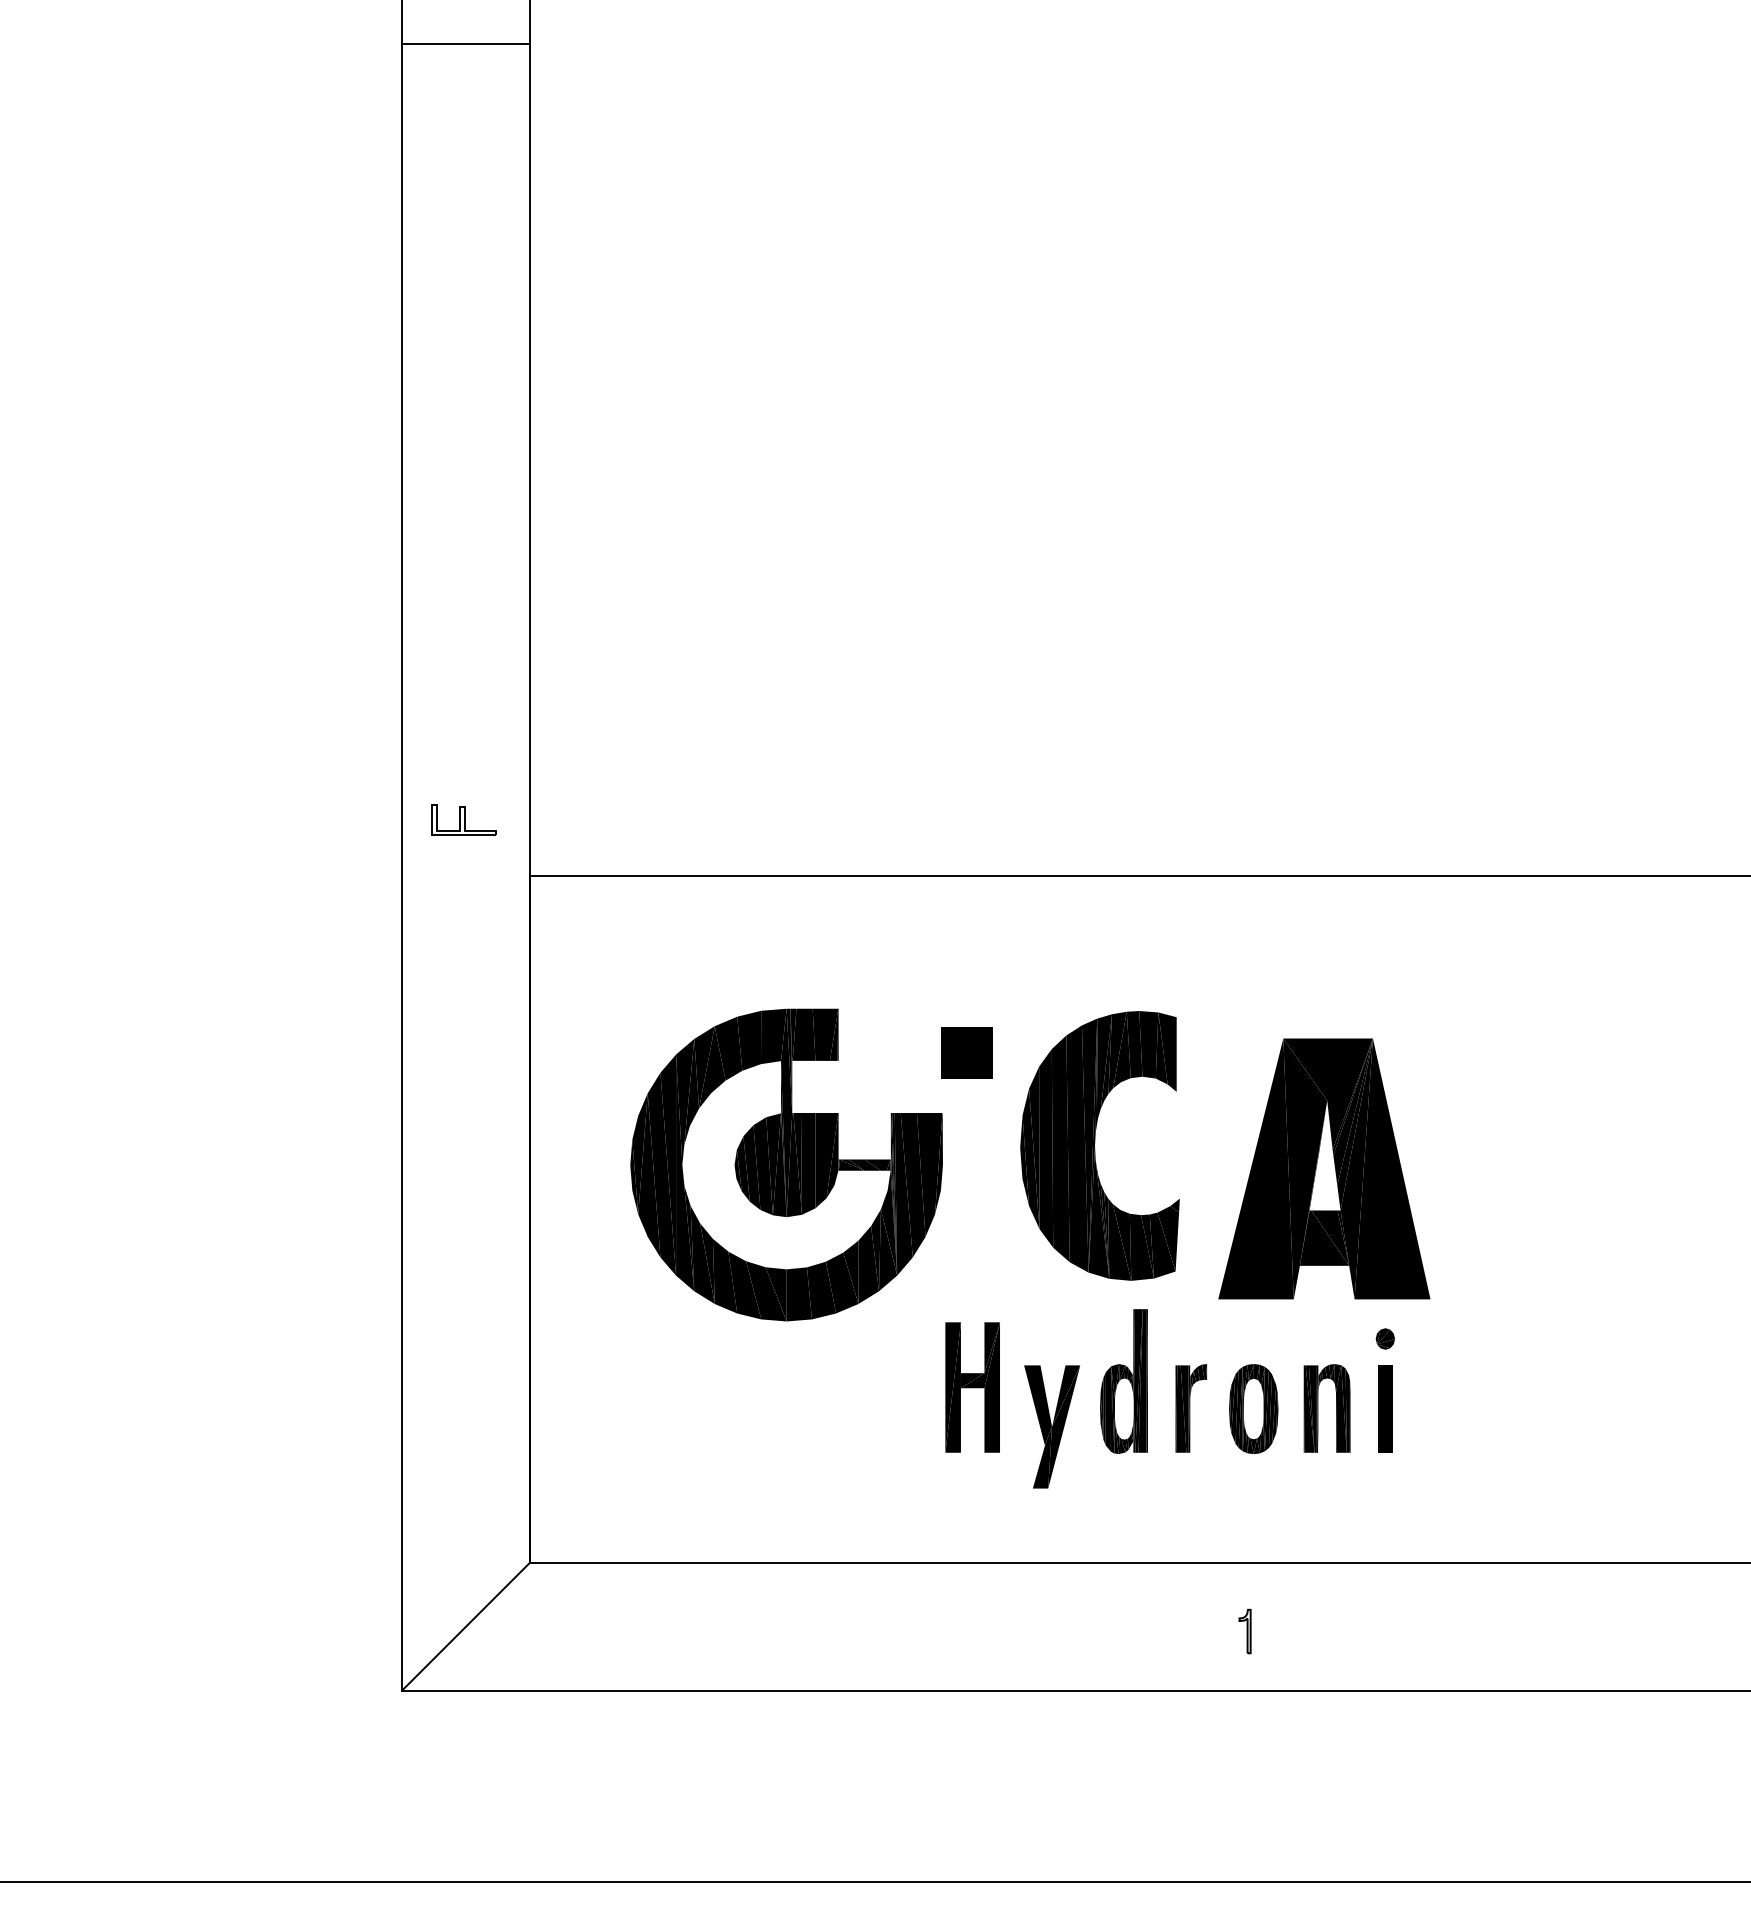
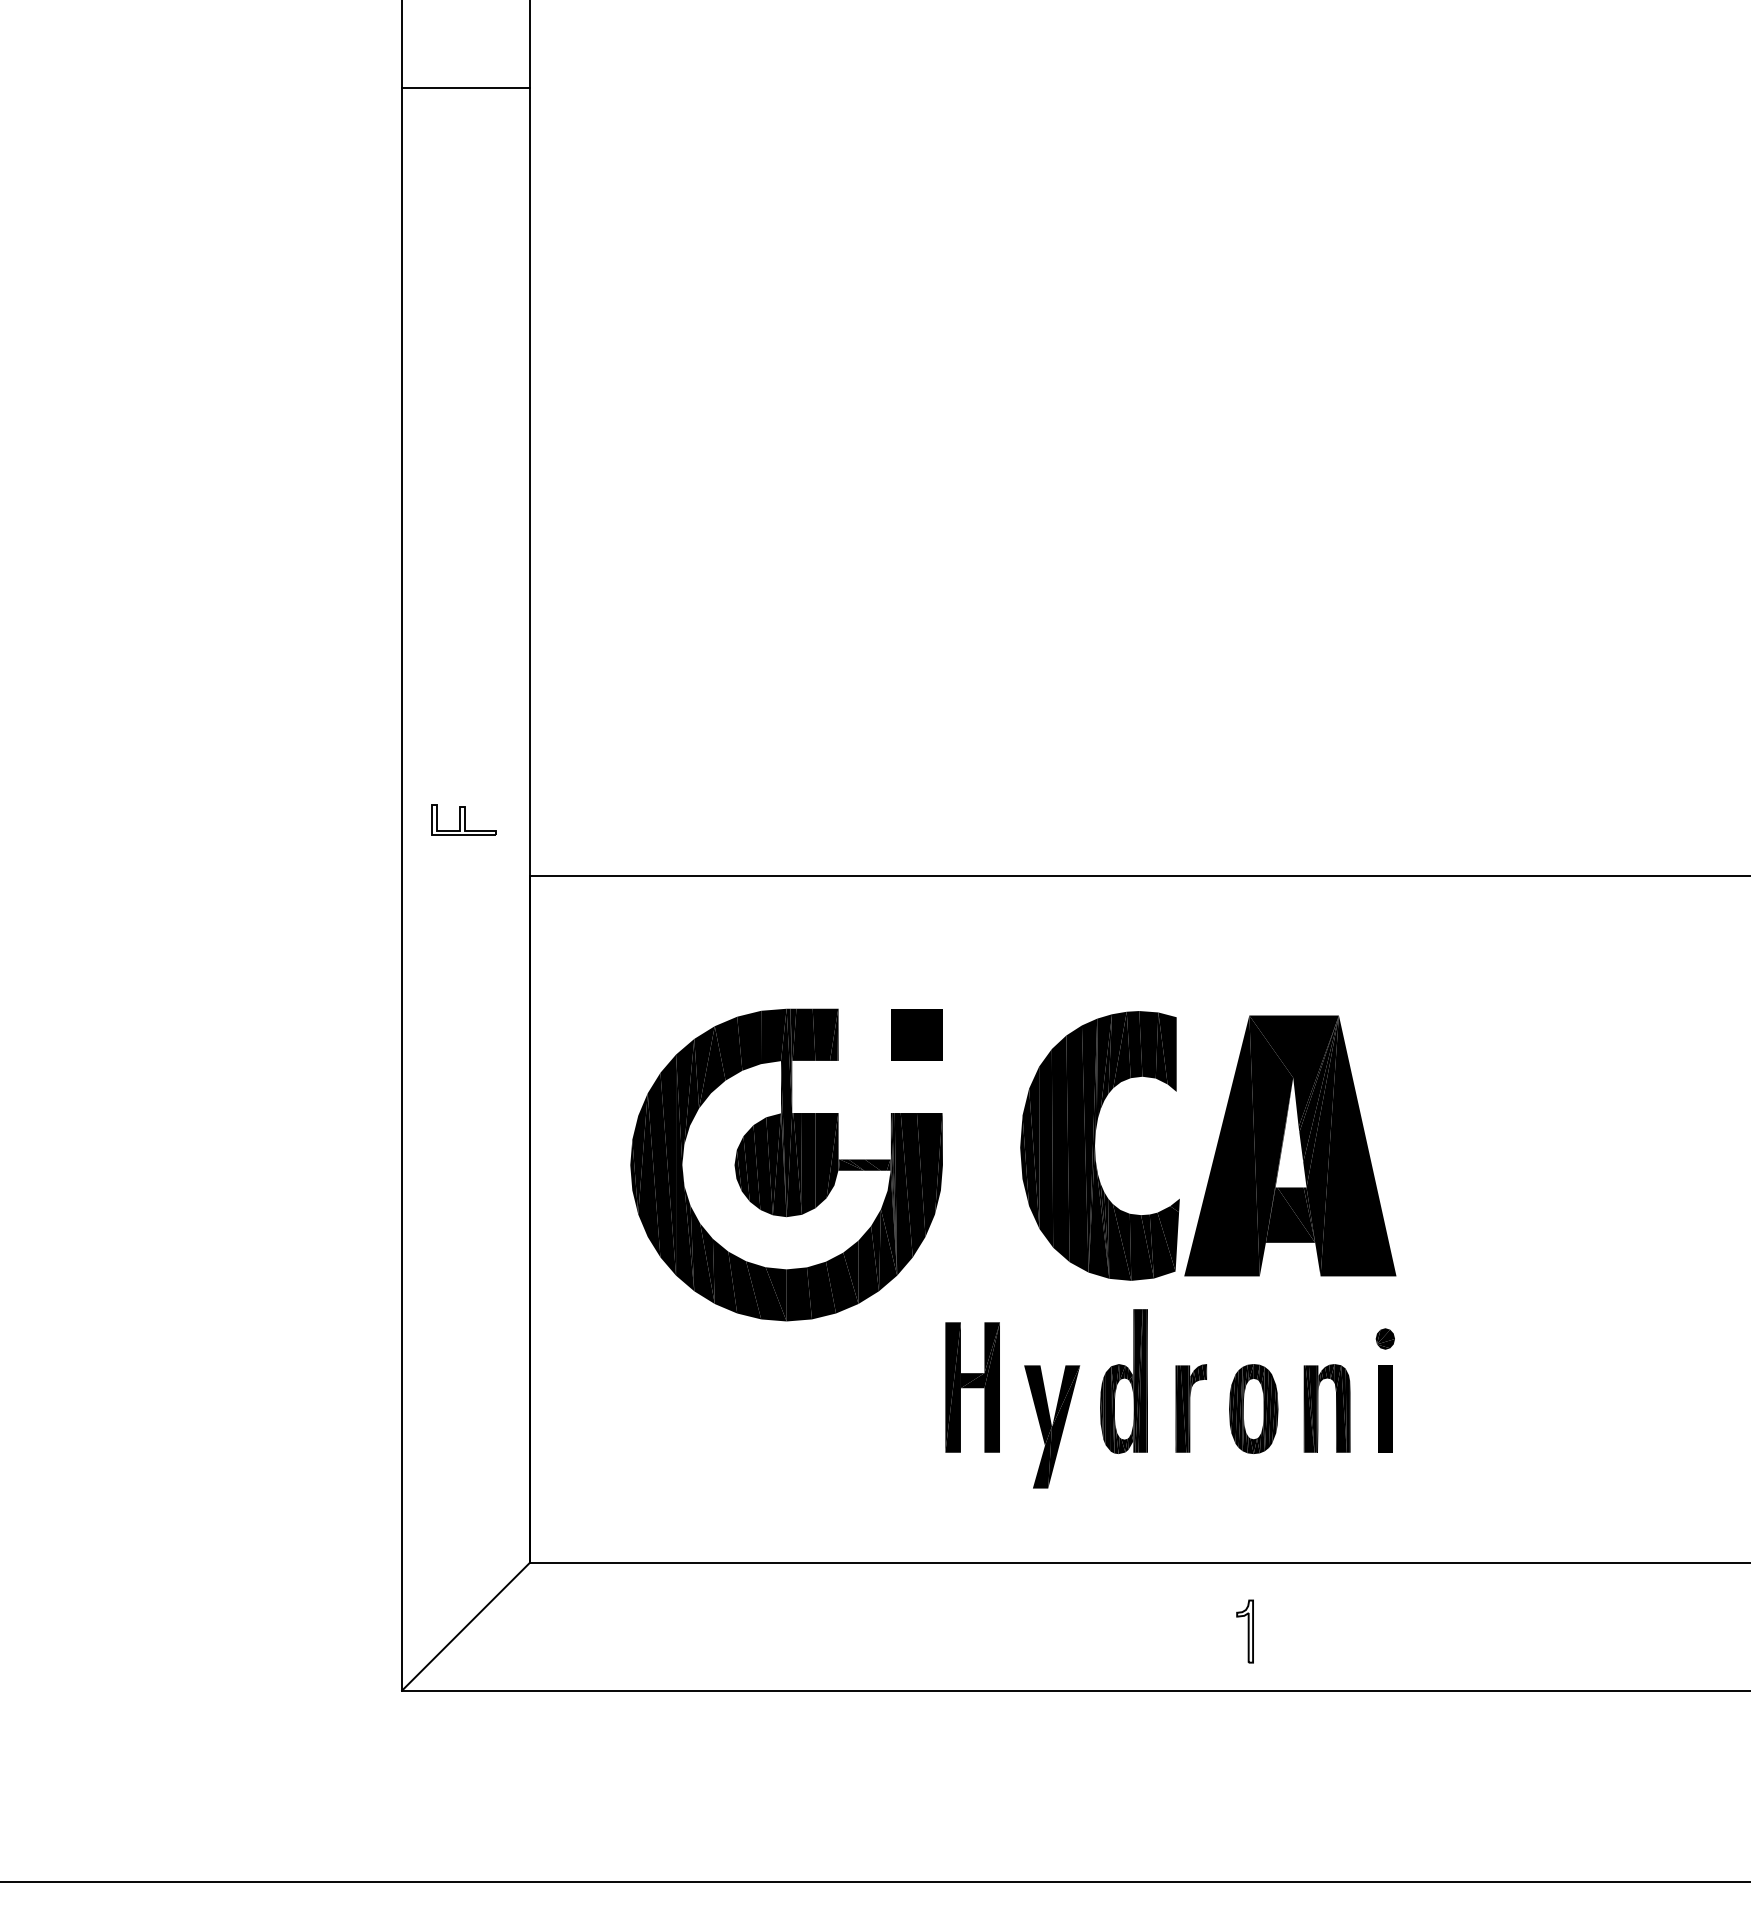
line position: (465, 44) -> (465, 88) (465, 88)
part position: (966, 1052) -> (916, 1034) (916, 1034)
part position: (1324, 1168) -> (1290, 1145) (1290, 1145)
part size: 14x47 px -> 18x65 px (1244, 1631)
